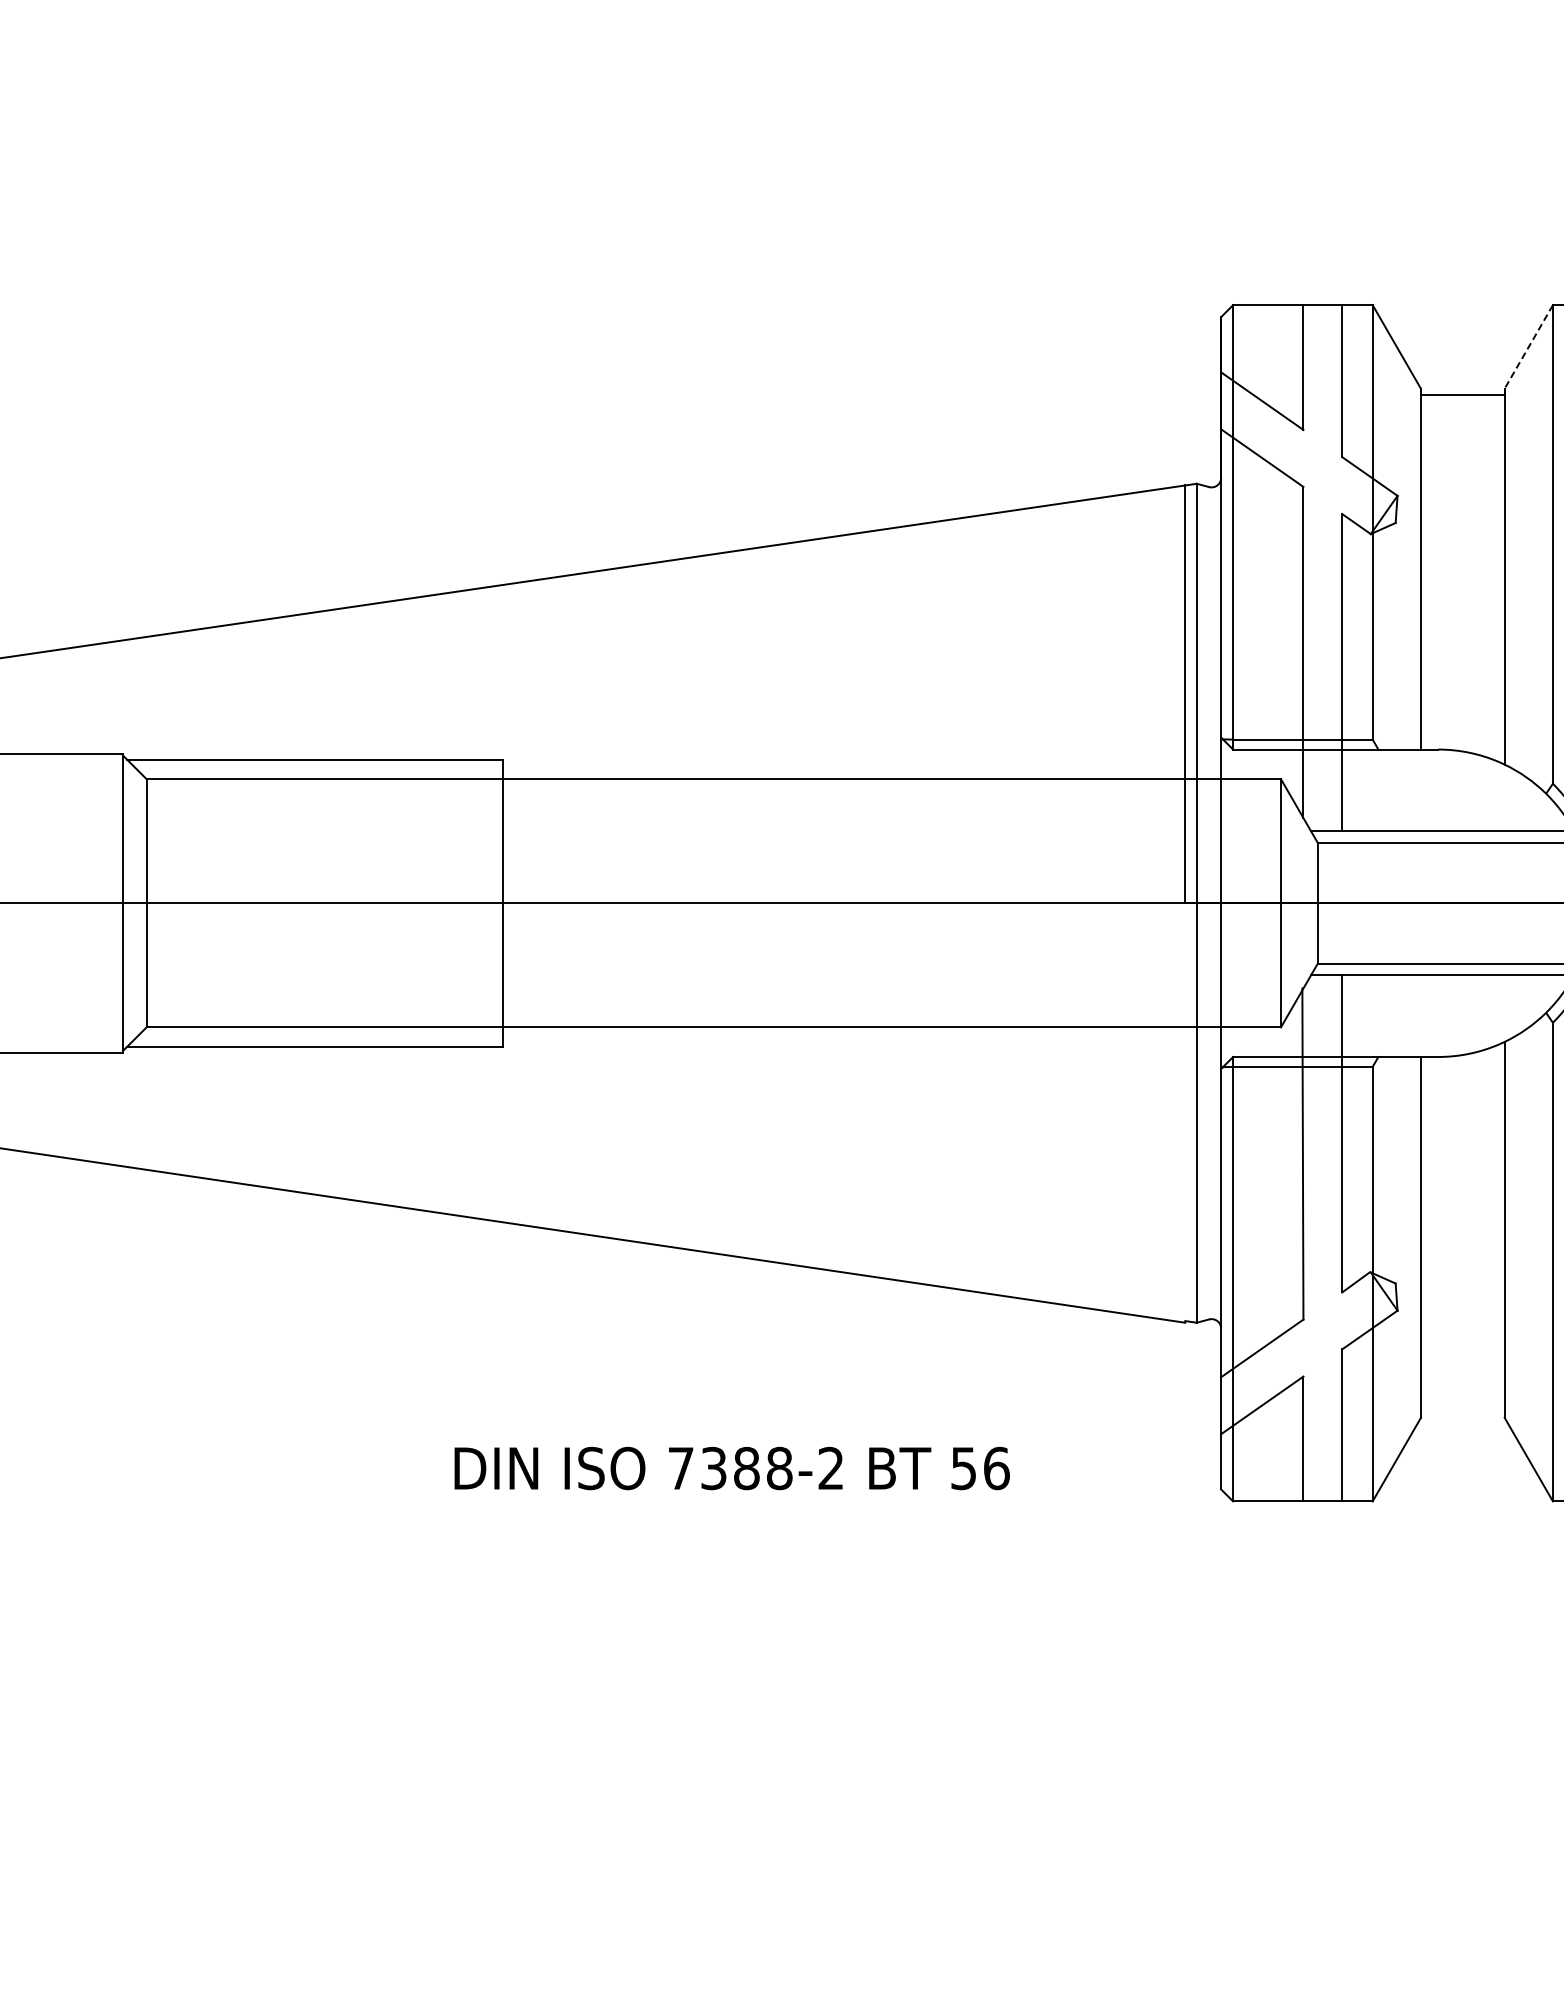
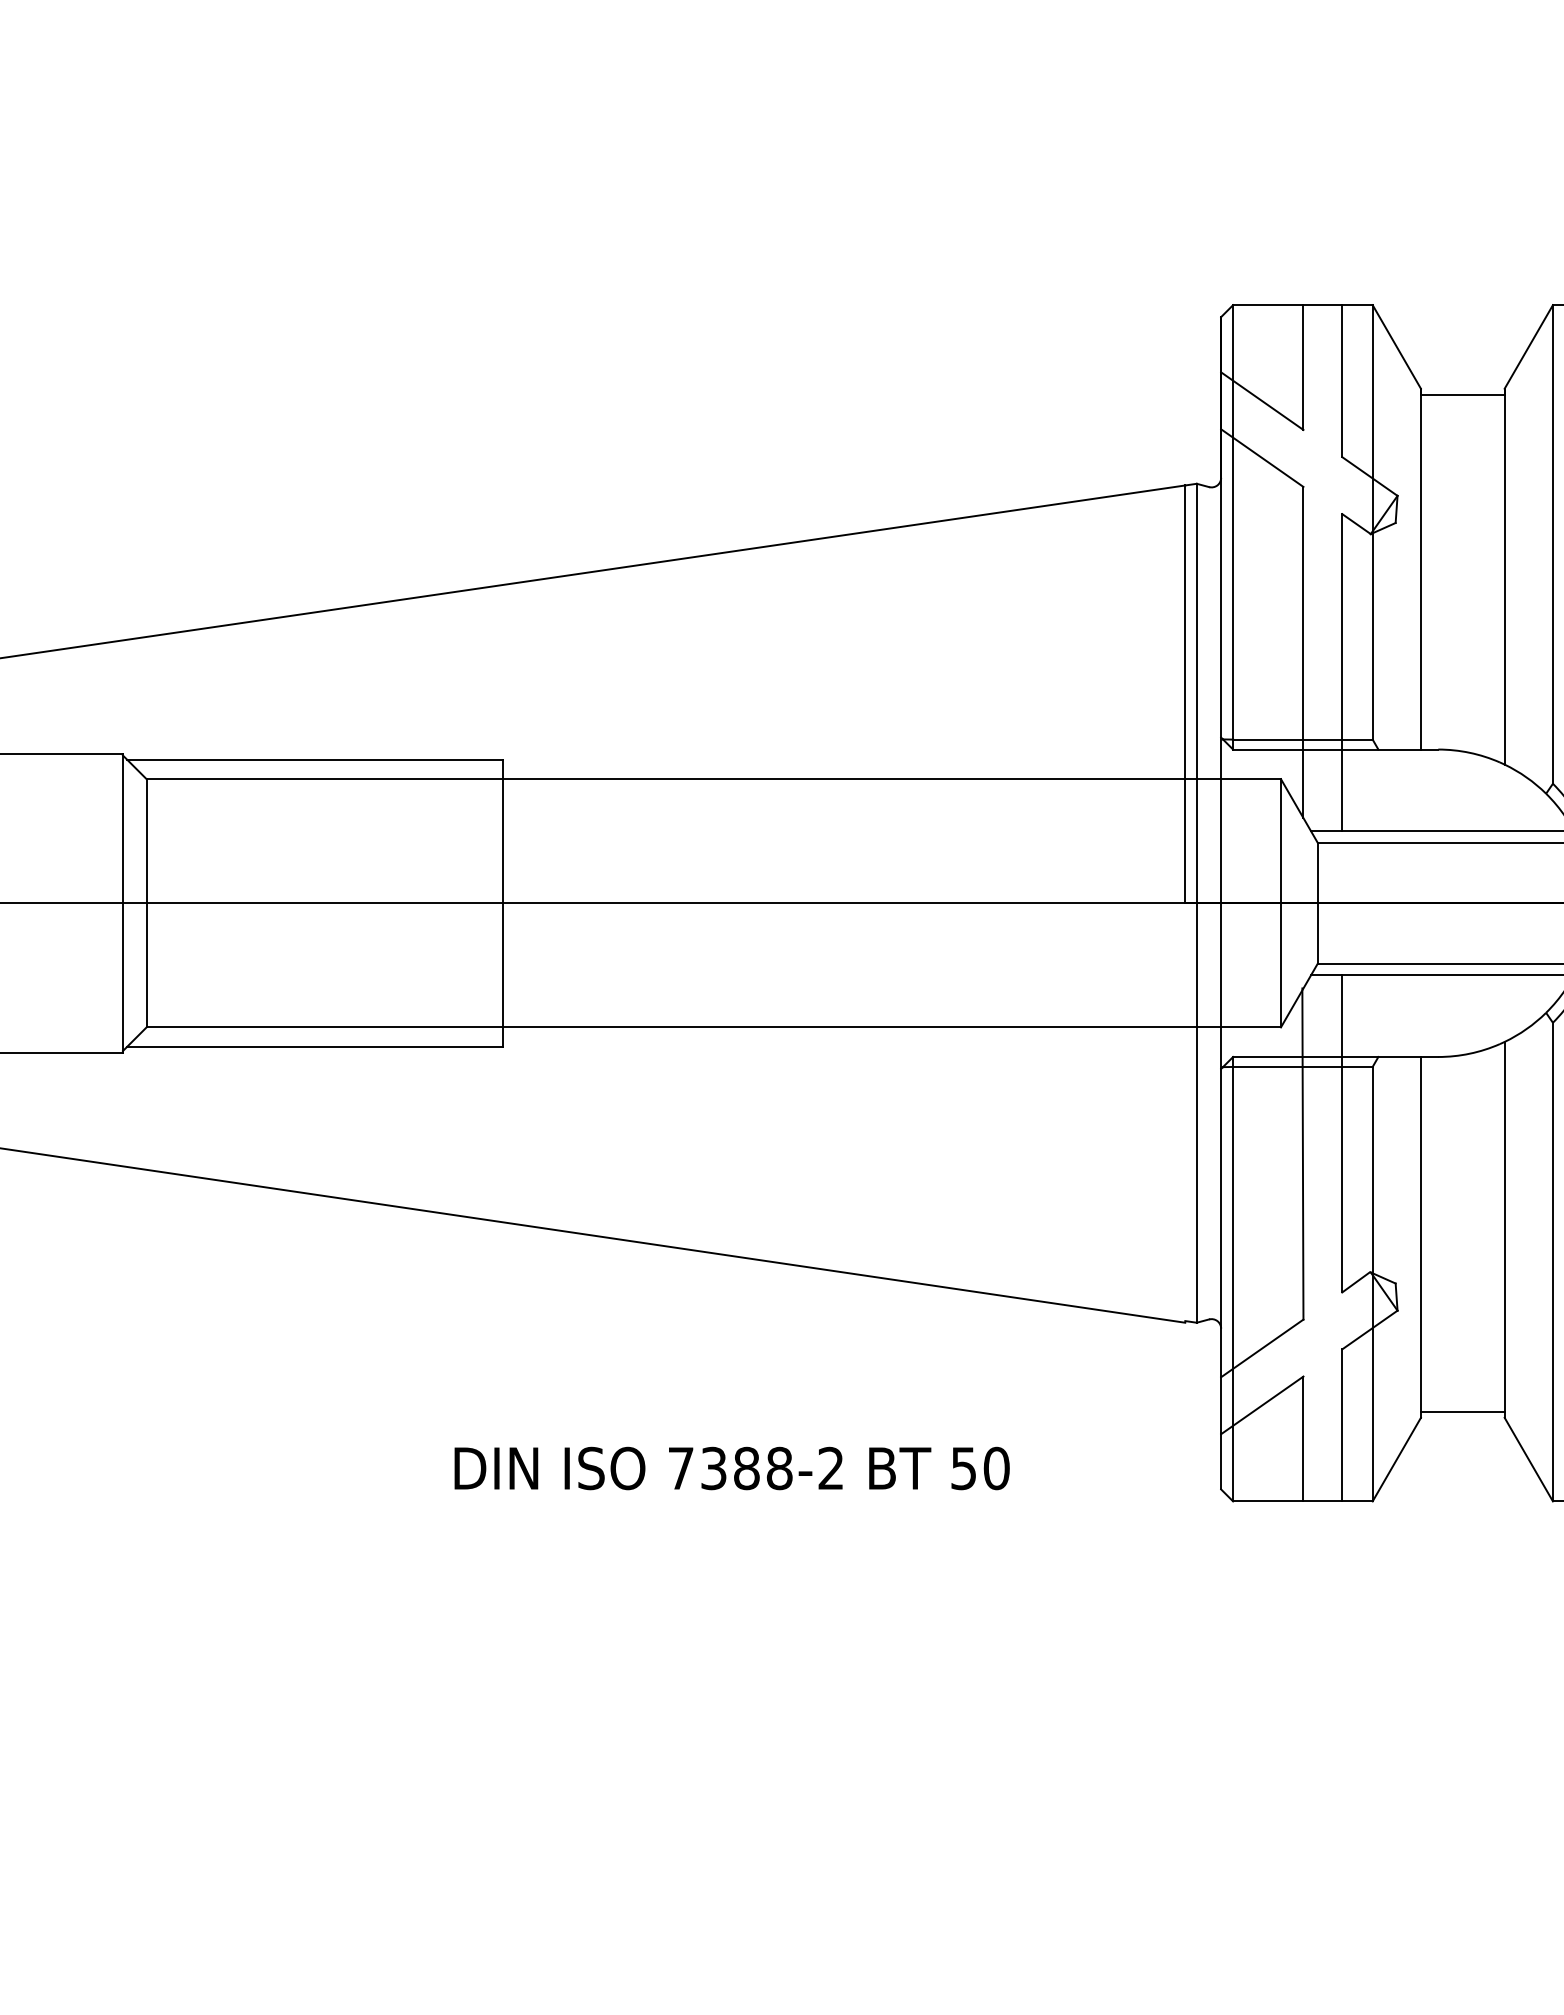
line: dashed -> solid (1528, 347)
line: none -> present (1462, 1411)
text: 56 -> 50 (996, 1467)
